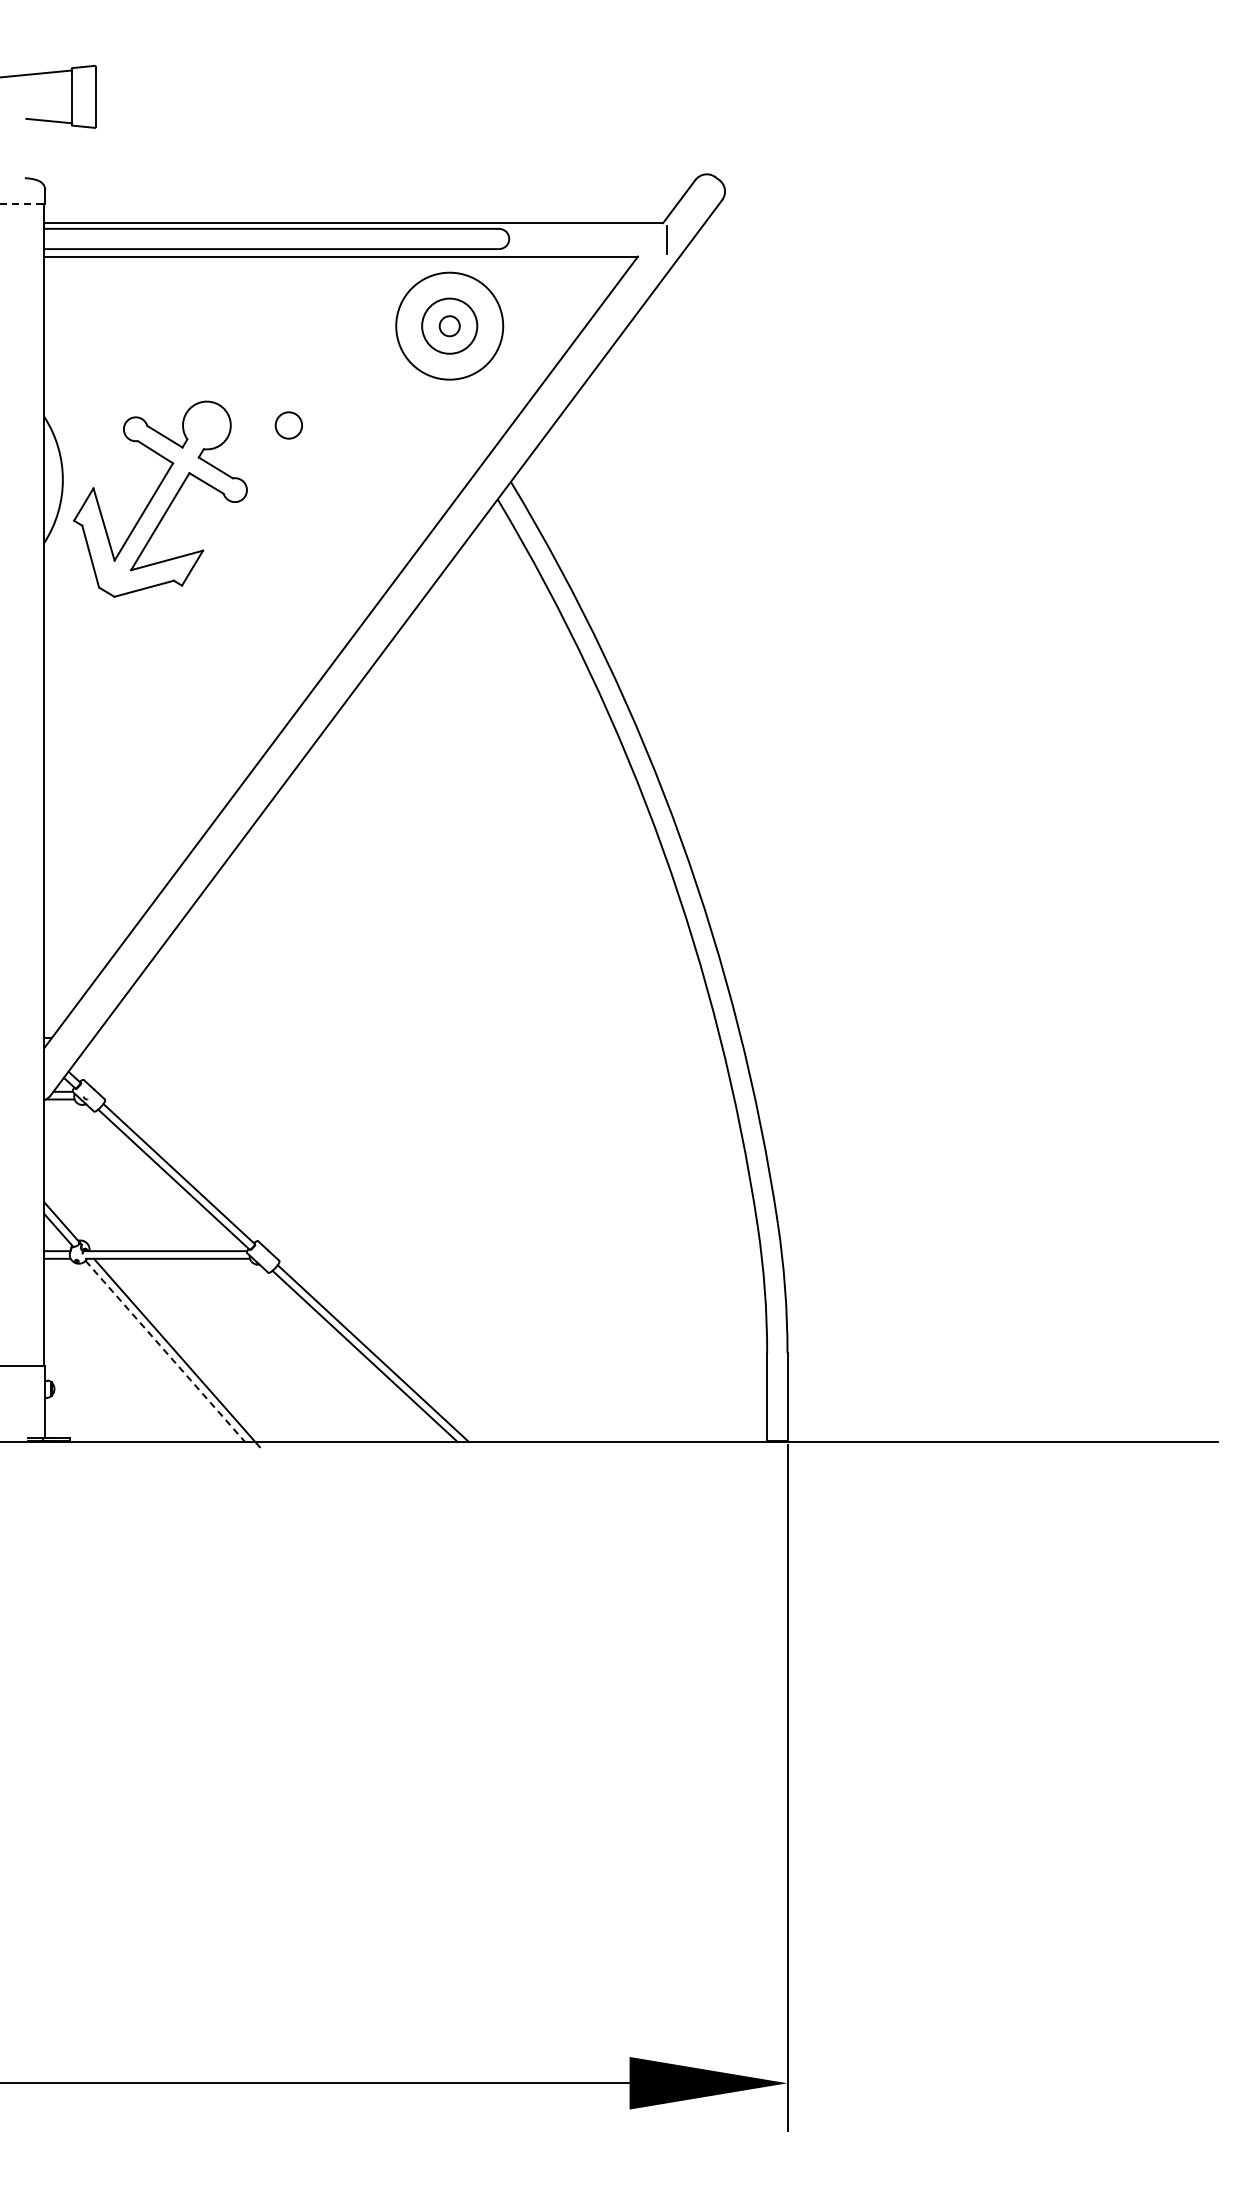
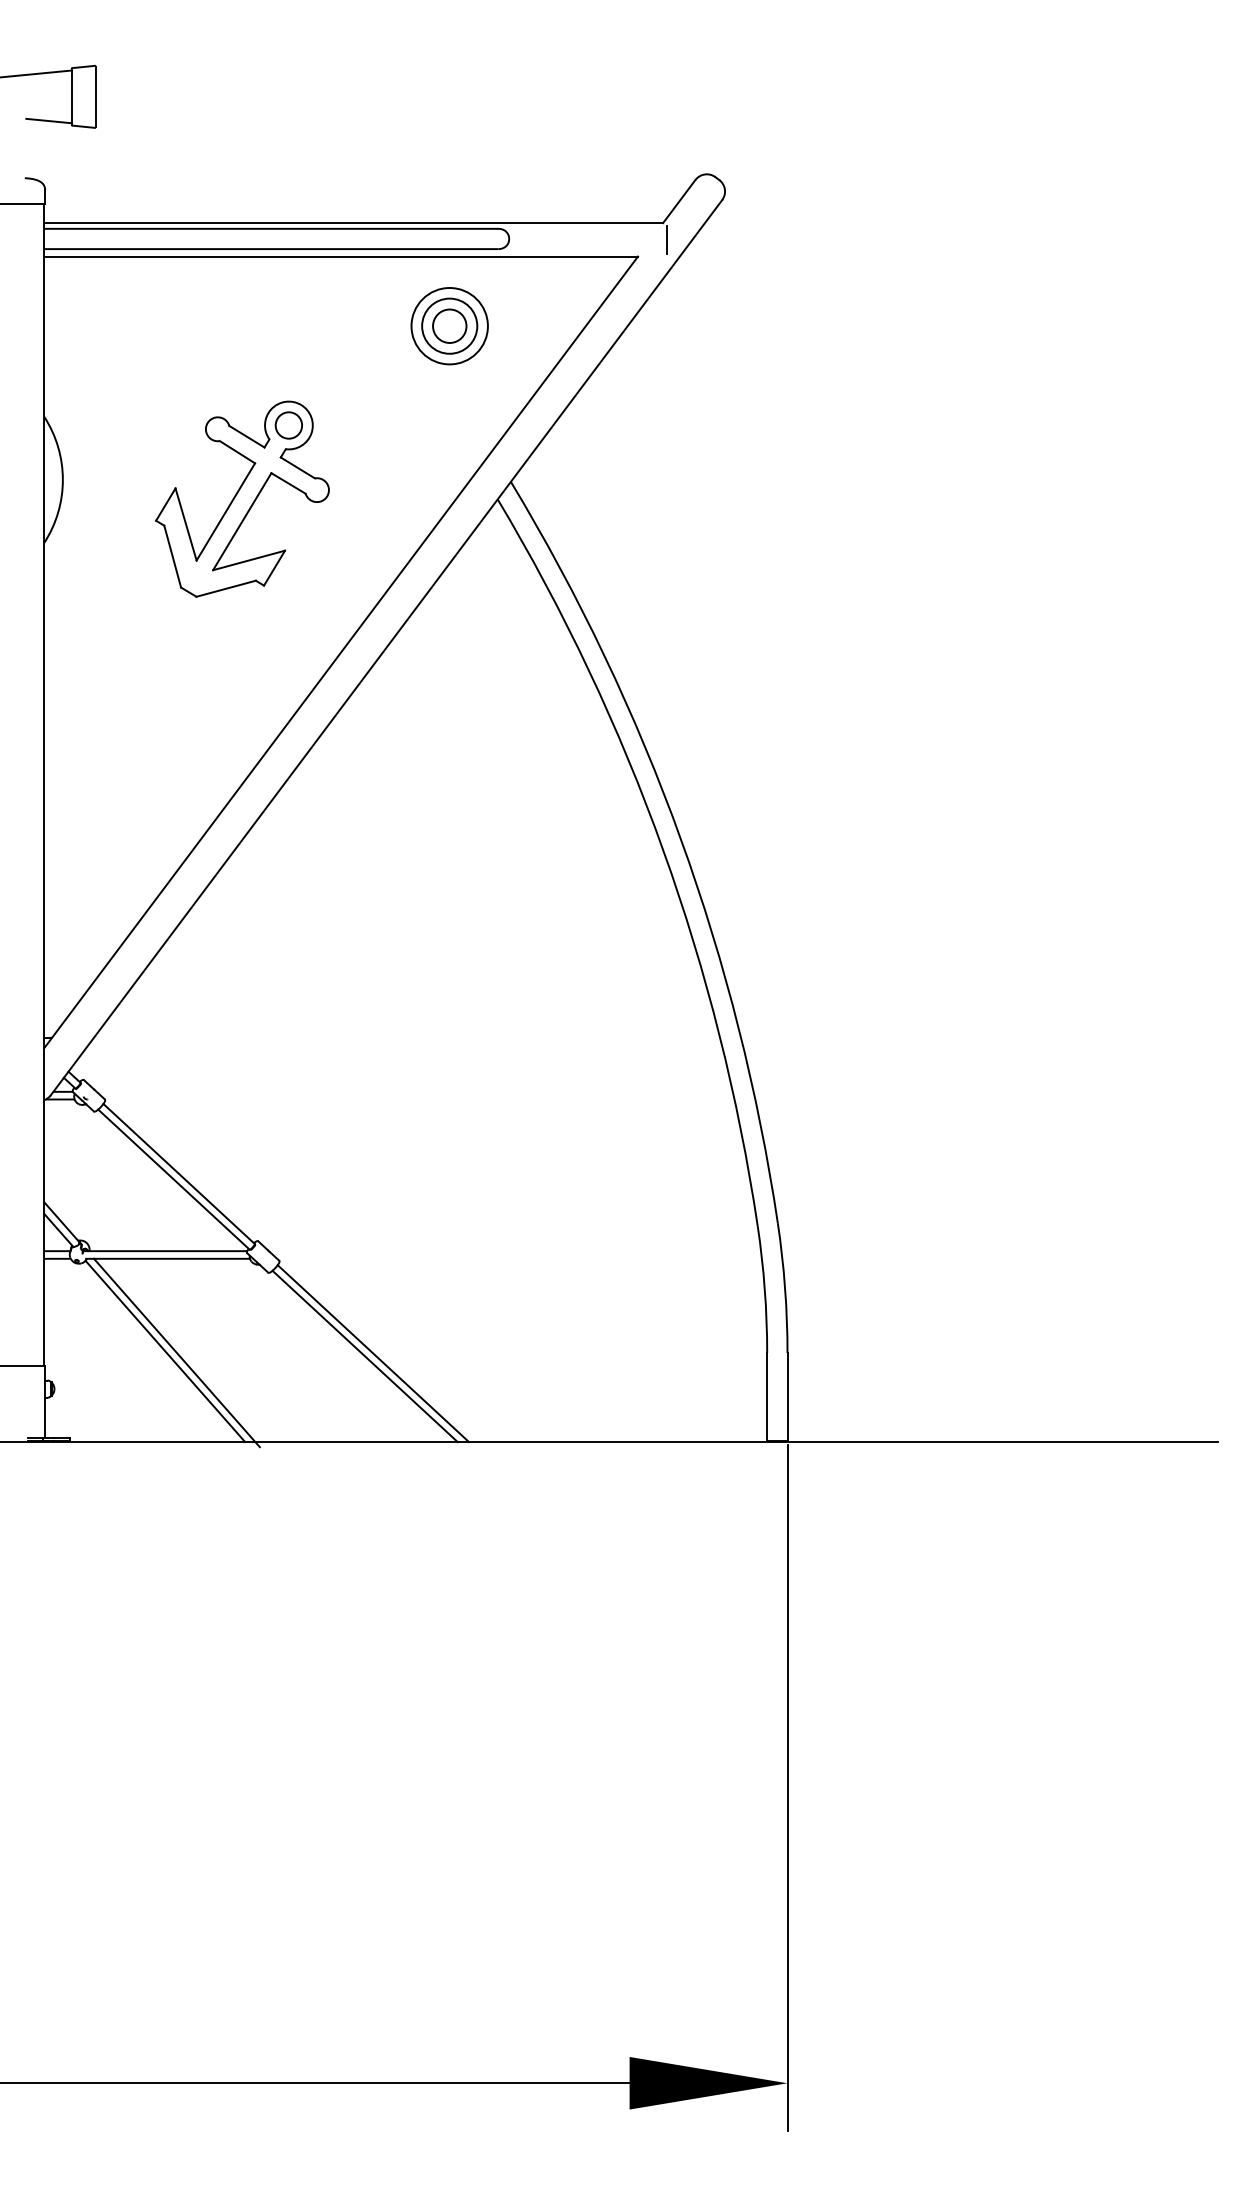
line: dashed -> solid (20, 204)
circle diameter: 107 px -> 76 px (449, 326)
circle diameter: 20 px -> 33 px (449, 325)
part position: (160, 498) -> (242, 498) (242, 498)
line: dashed -> solid (165, 1351)
